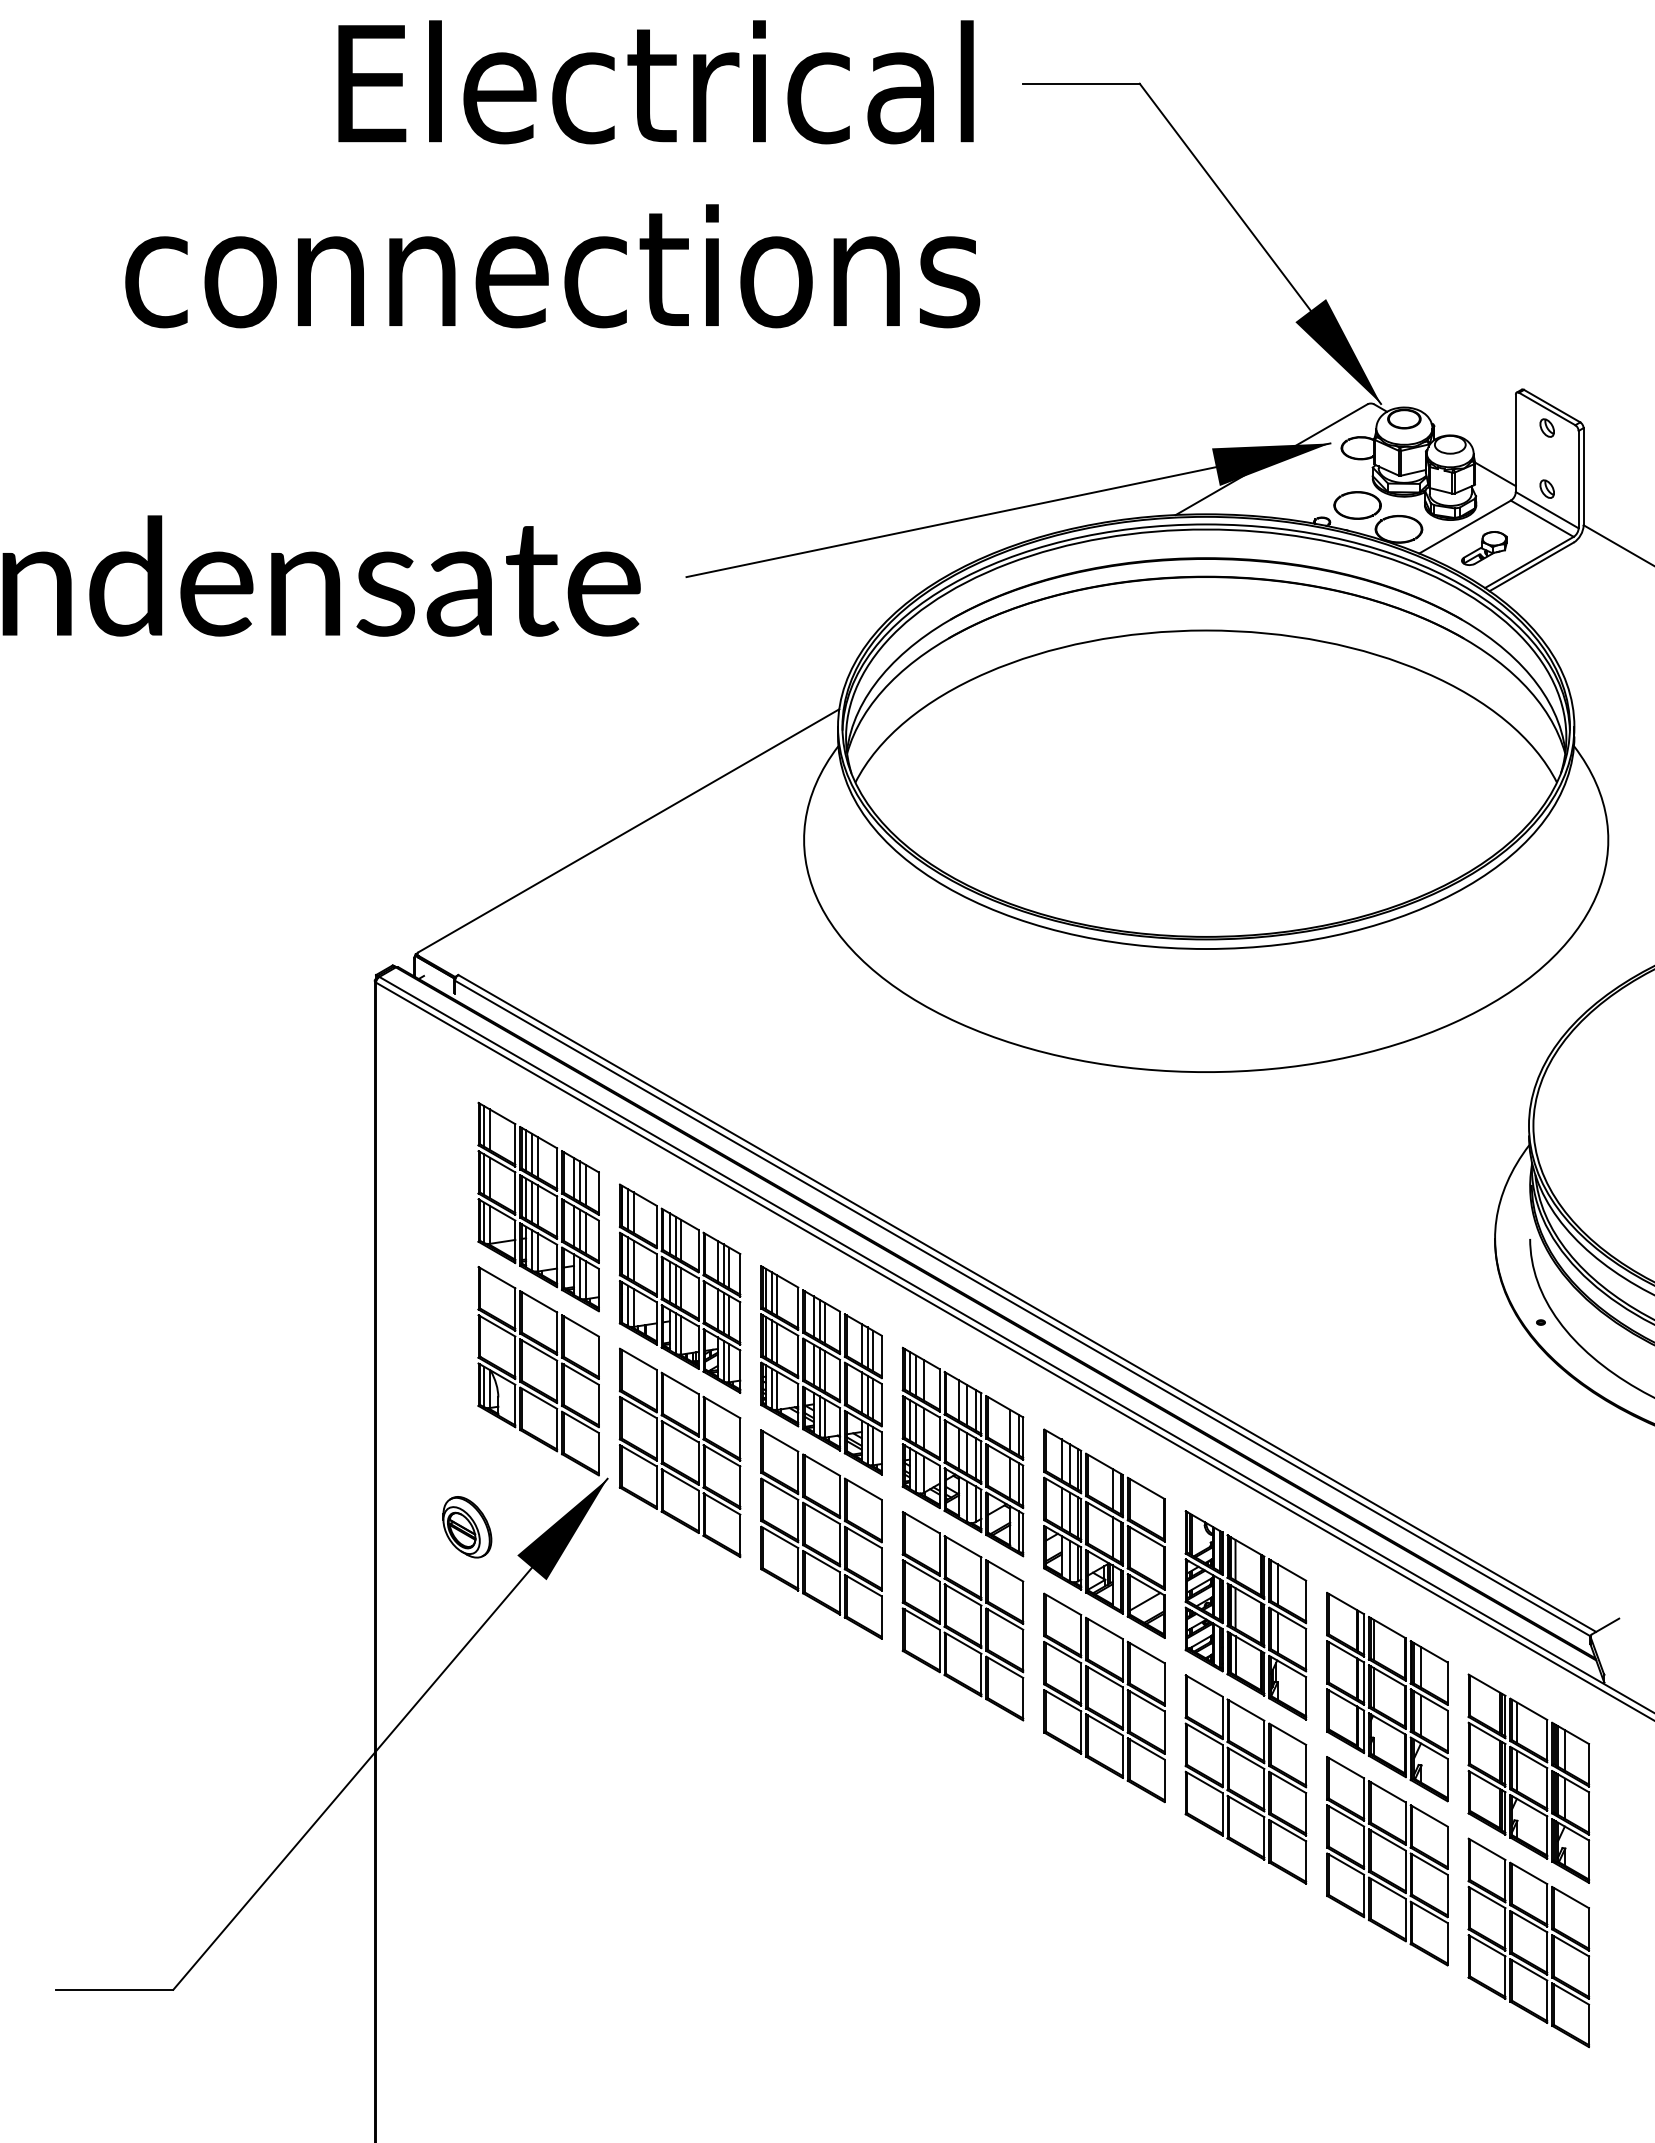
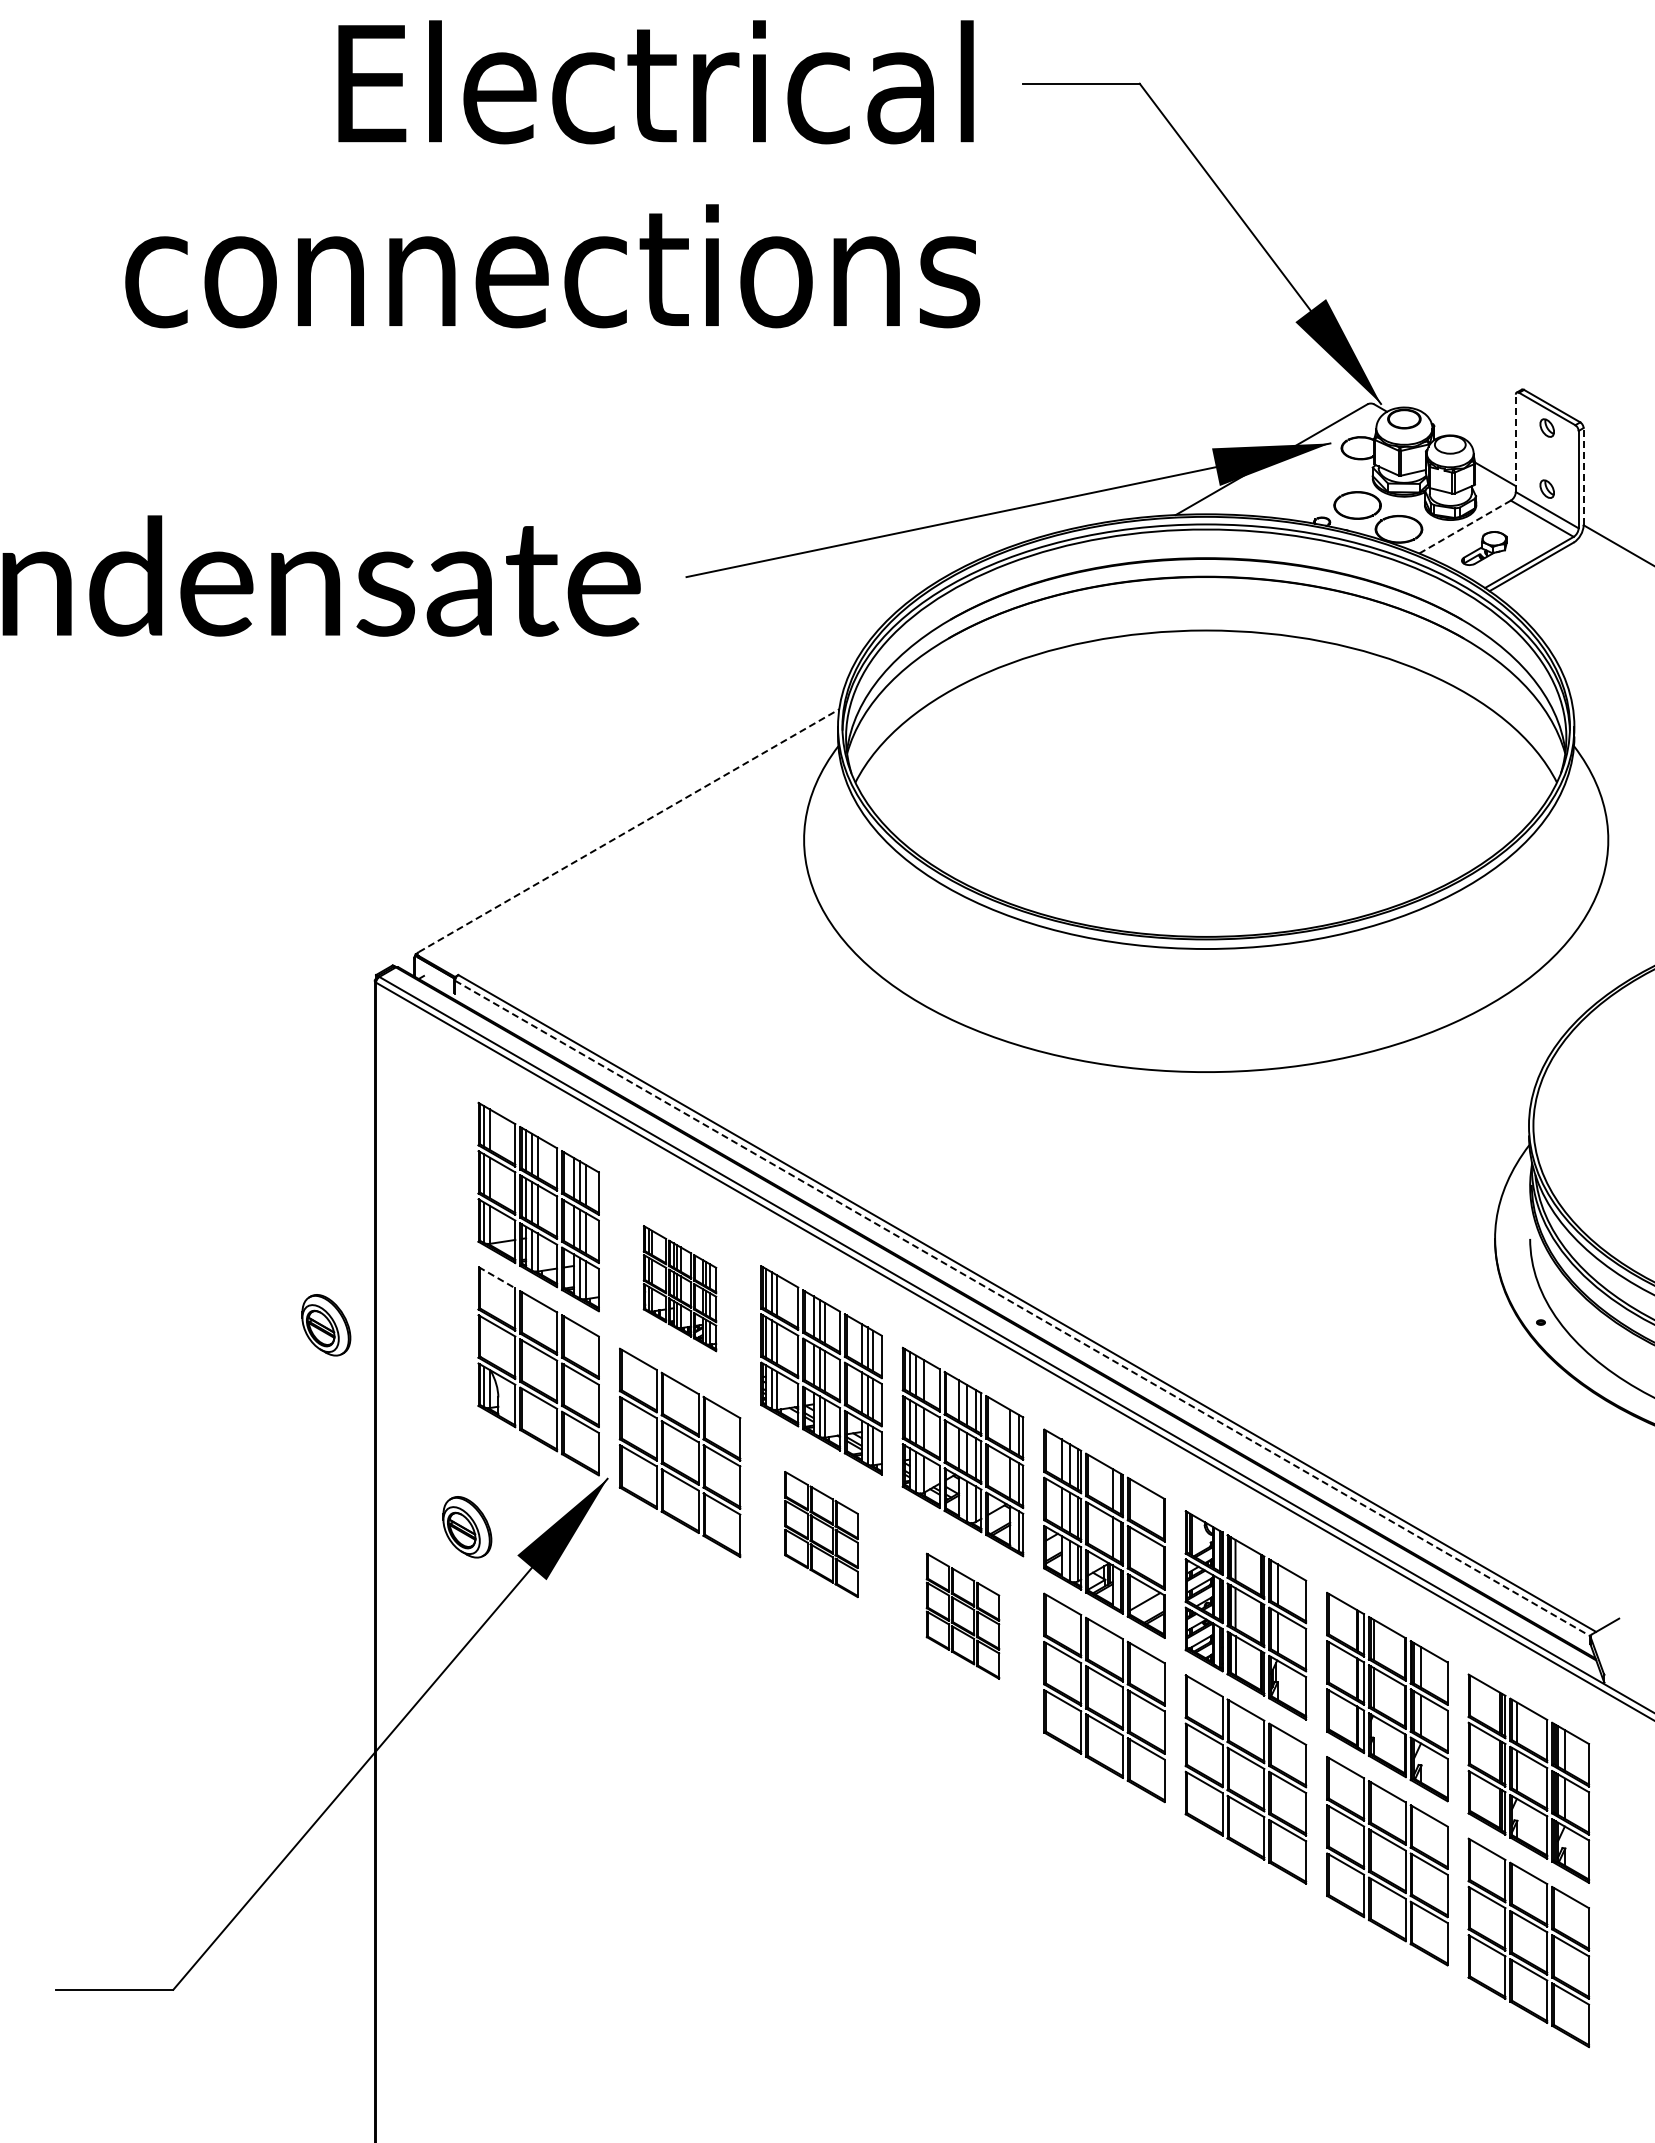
line: solid -> dashed (1515, 443)
line: solid -> dashed (1583, 476)
line: solid -> dashed (1465, 527)
line: solid -> dashed (629, 830)
line: solid -> dashed (497, 1277)
part size: 124x211 px -> 76x128 px (679, 1288)
line: solid -> dashed (1022, 1308)
part: none -> present (326, 1325)
part size: 123x211 px -> 75x127 px (821, 1534)
part size: 124x211 px -> 76x128 px (962, 1615)
